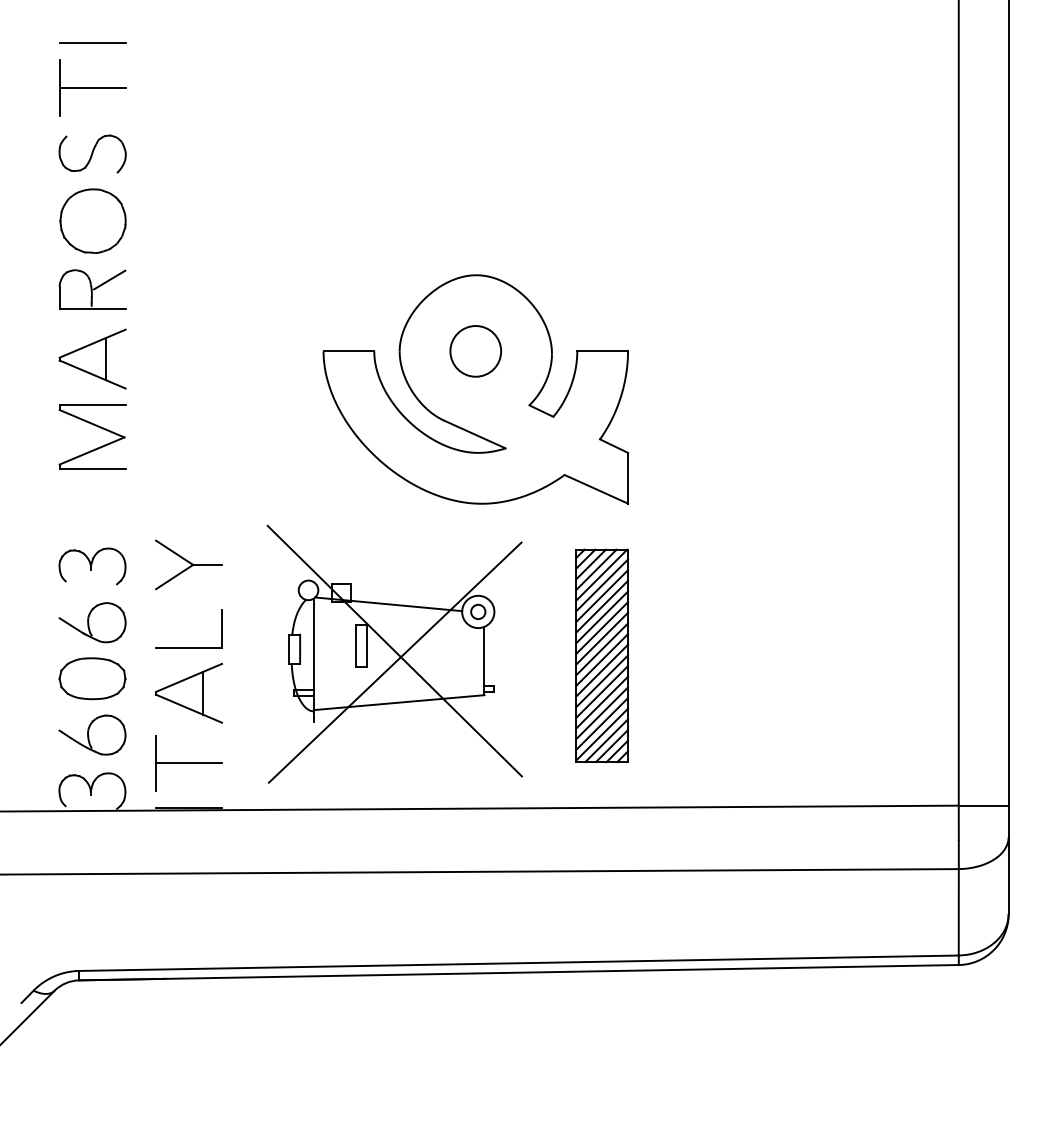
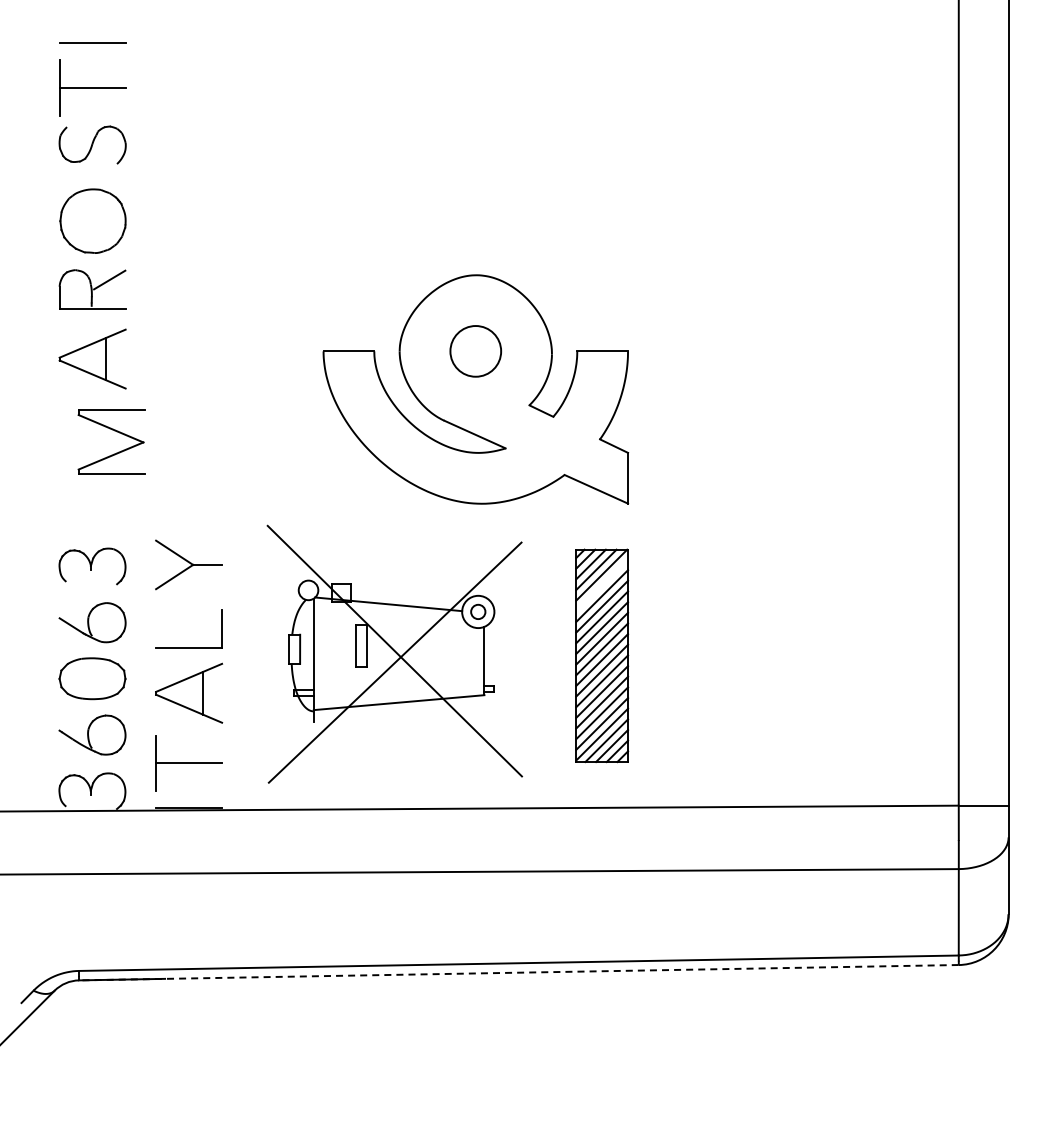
part position: (92, 153) -> (92, 144) (92, 144)
part position: (95, 426) -> (114, 431) (114, 431)
line: present -> none (602, 585)
line: solid -> dashed (518, 972)
